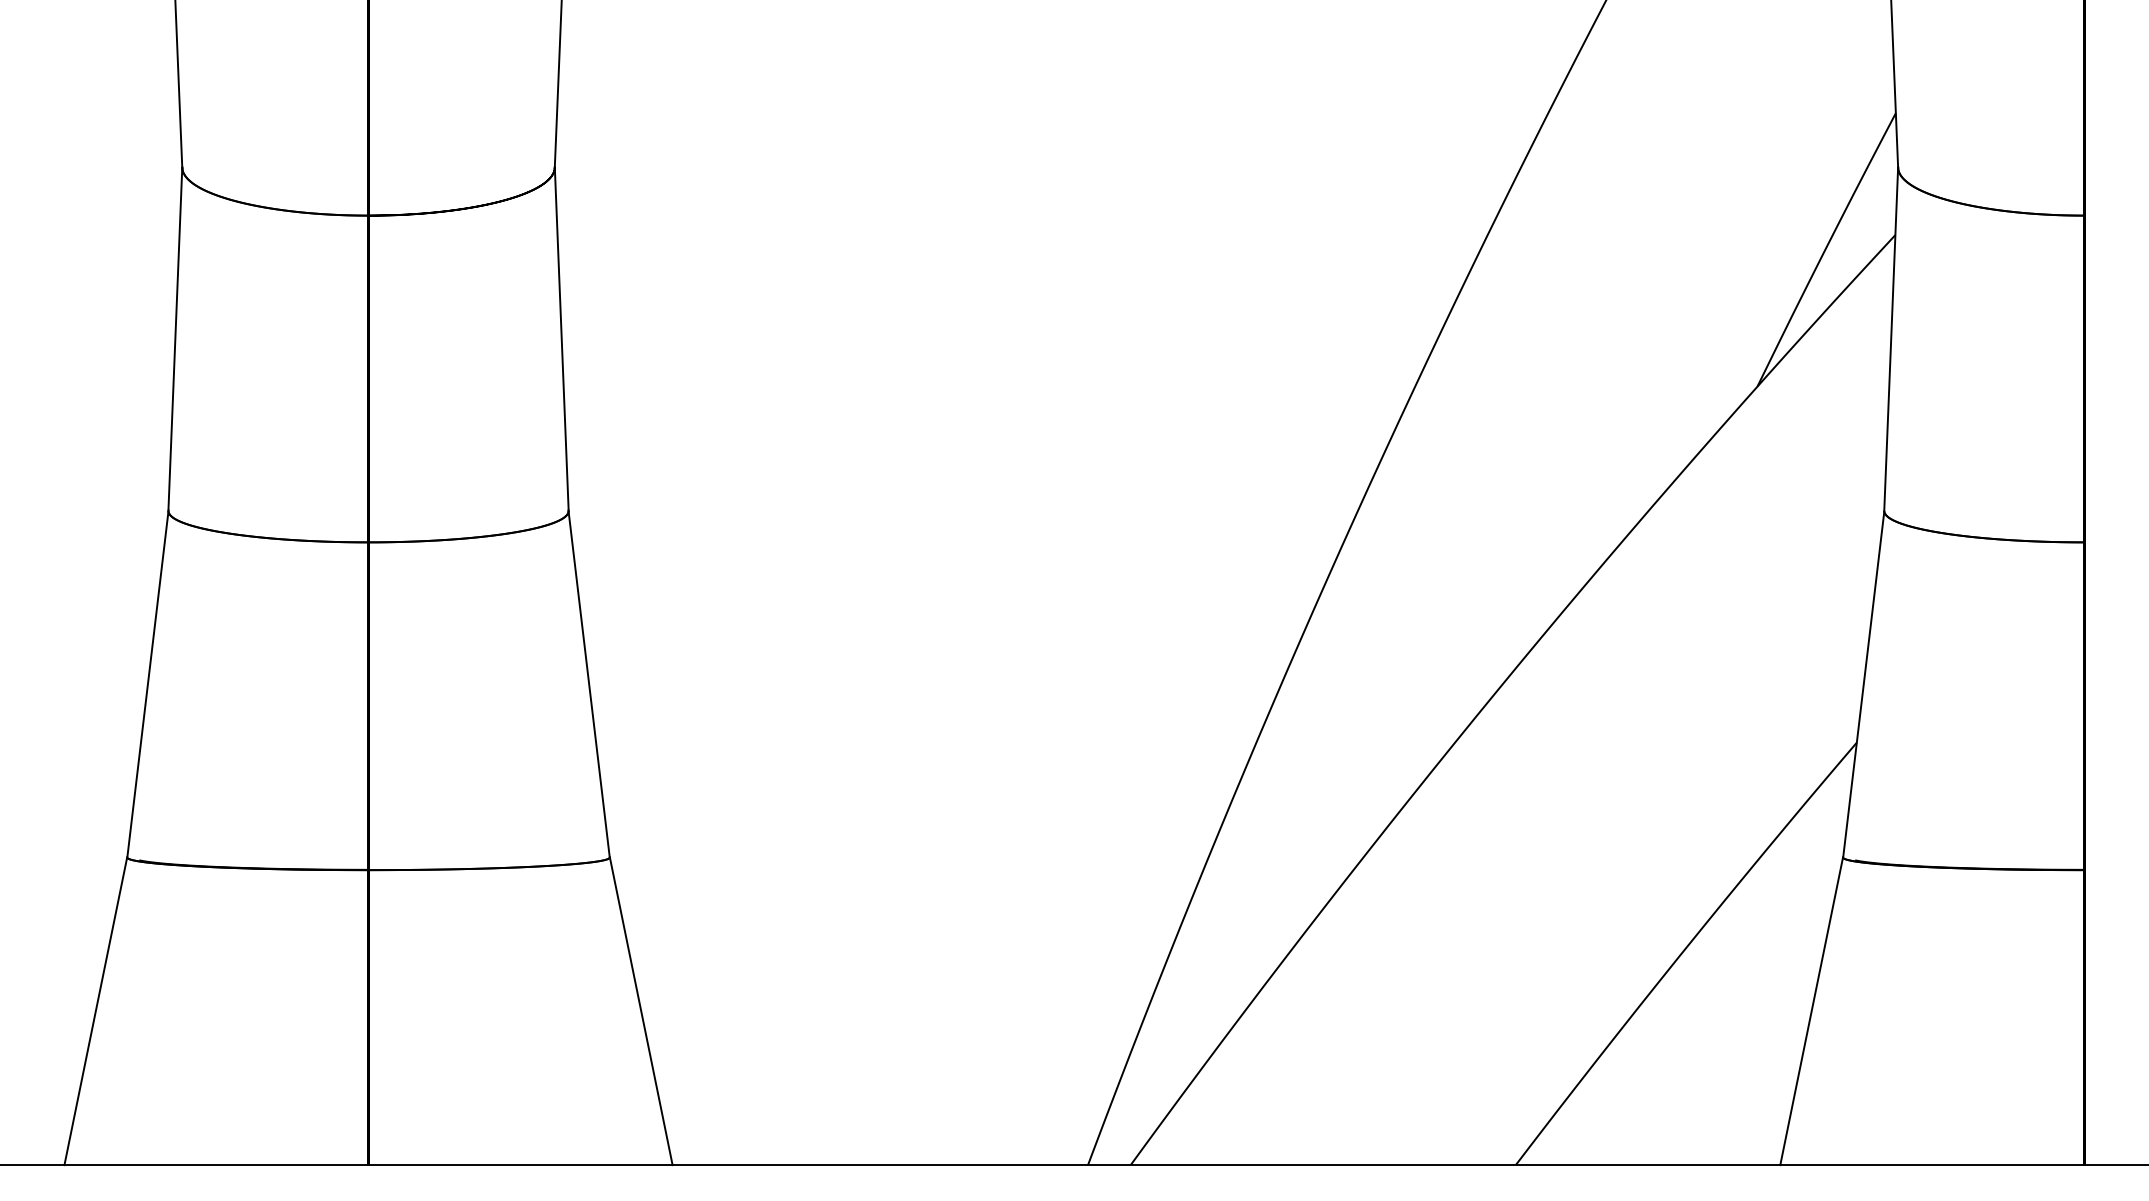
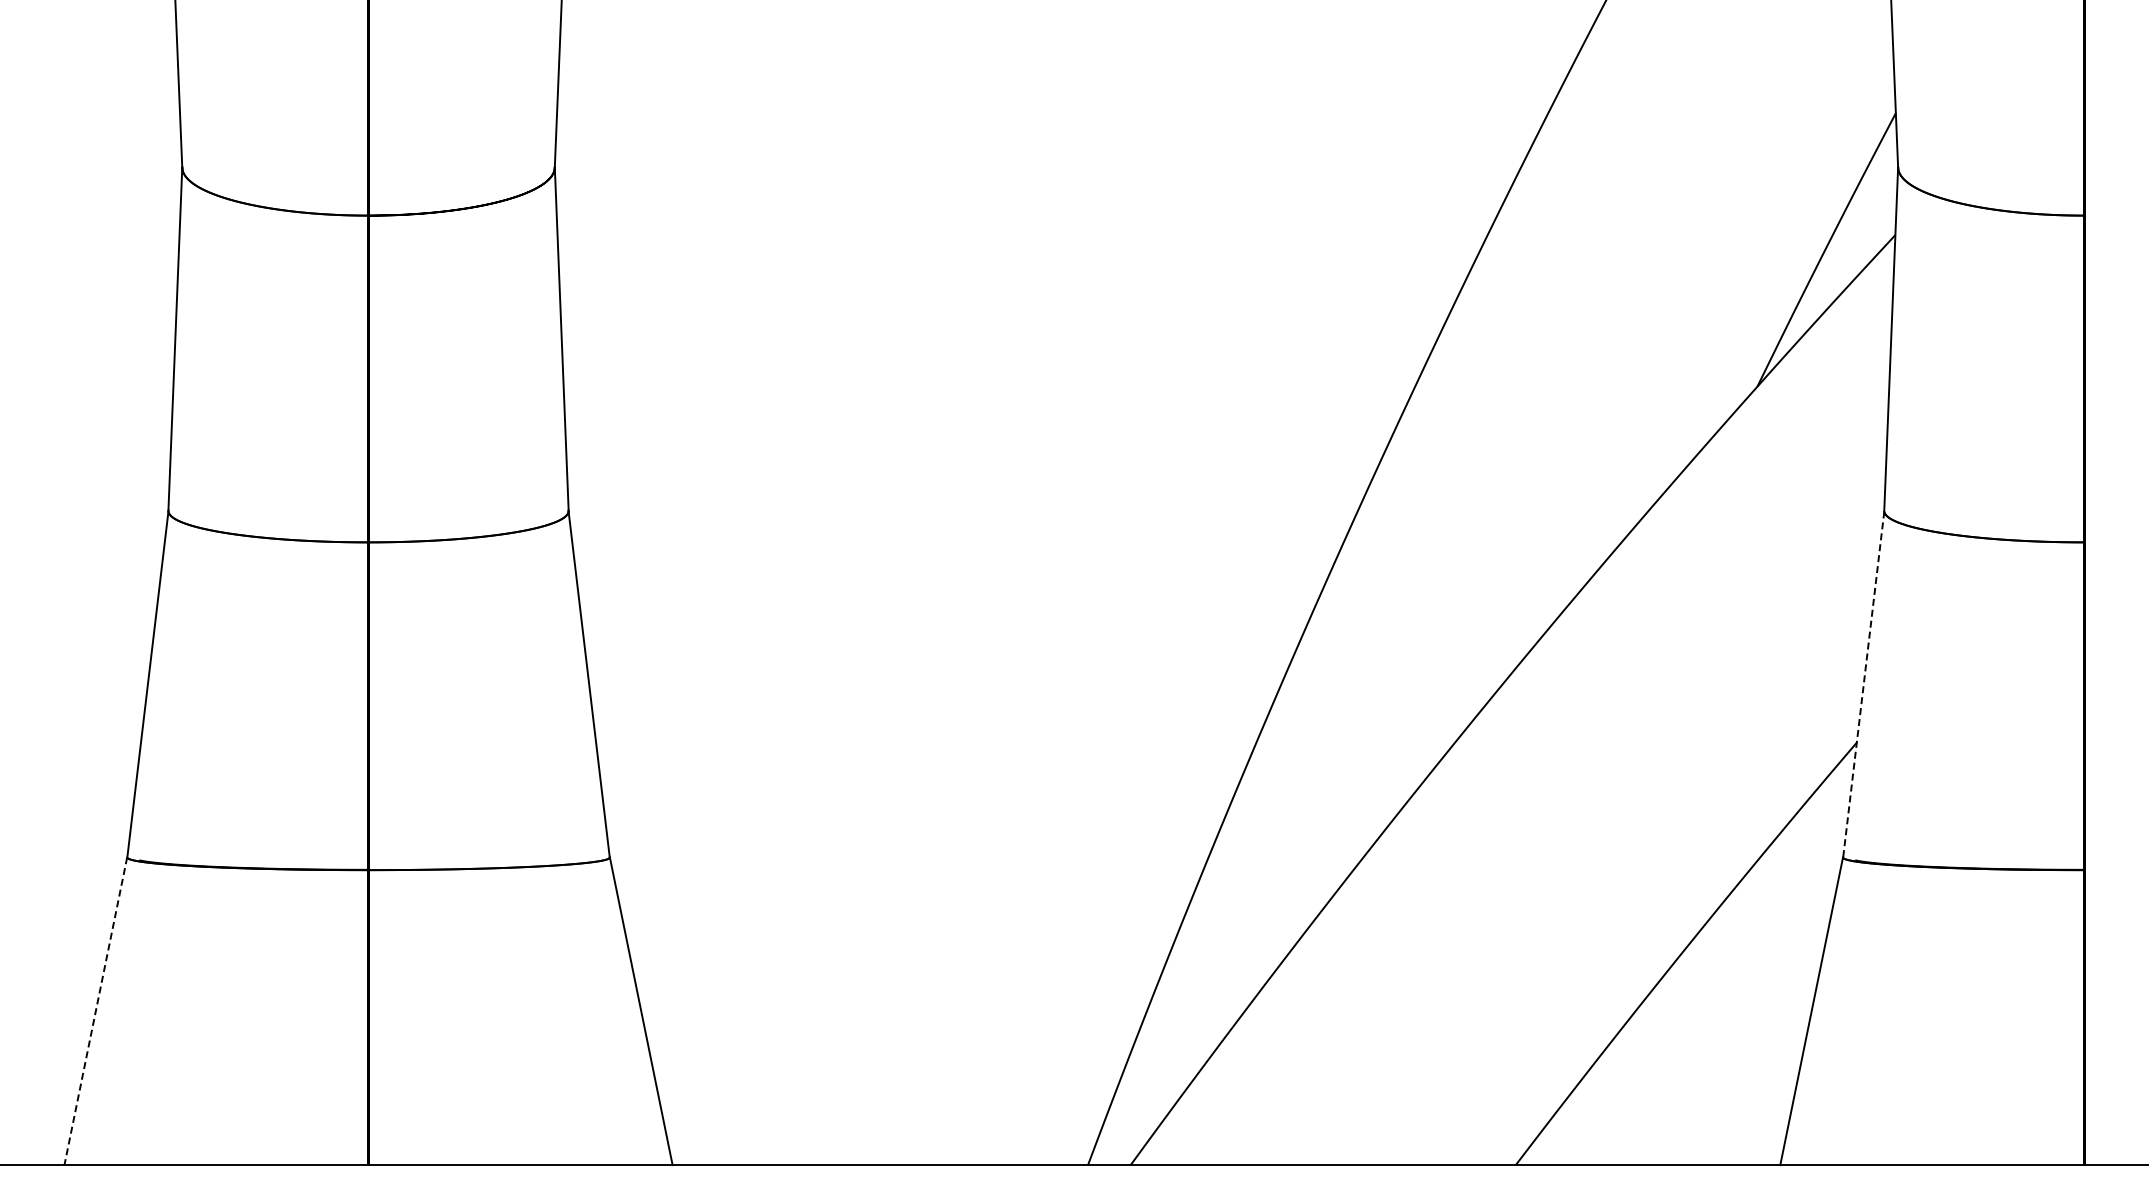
line: solid -> dashed (1863, 684)
line: solid -> dashed (95, 1011)
